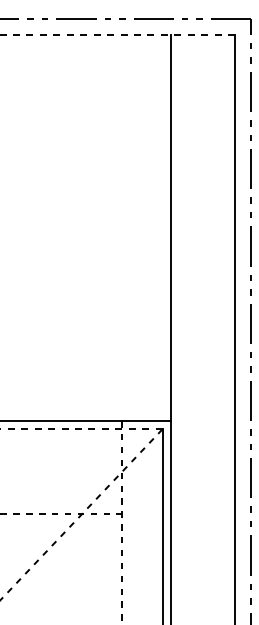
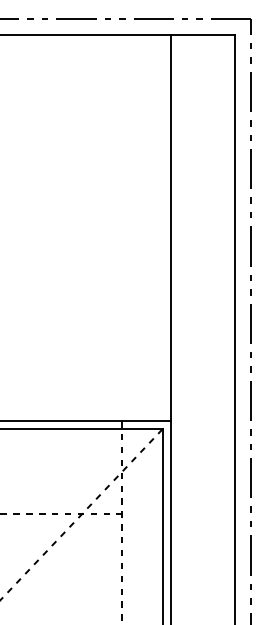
line: dashed -> solid (117, 34)
line: dashed -> solid (81, 429)
